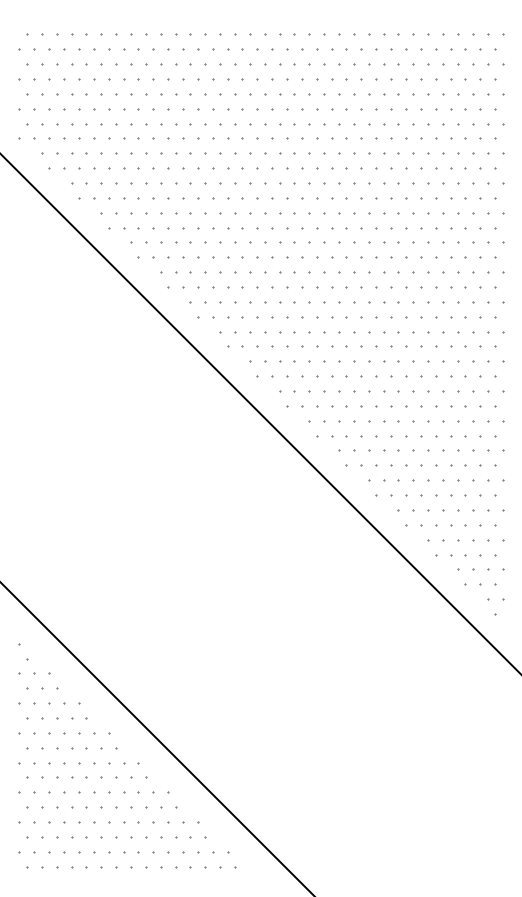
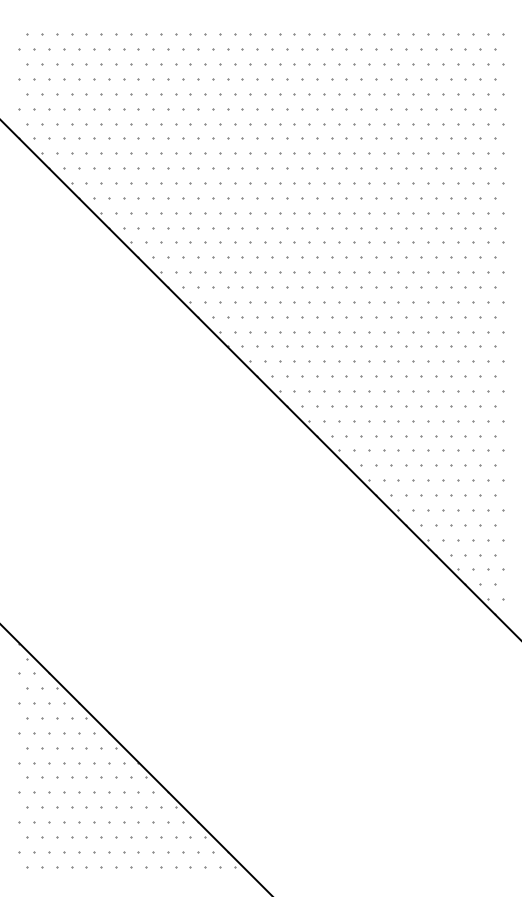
line position: (260, 413) -> (260, 379) (260, 379)
line position: (156, 738) -> (136, 759) (136, 759)
